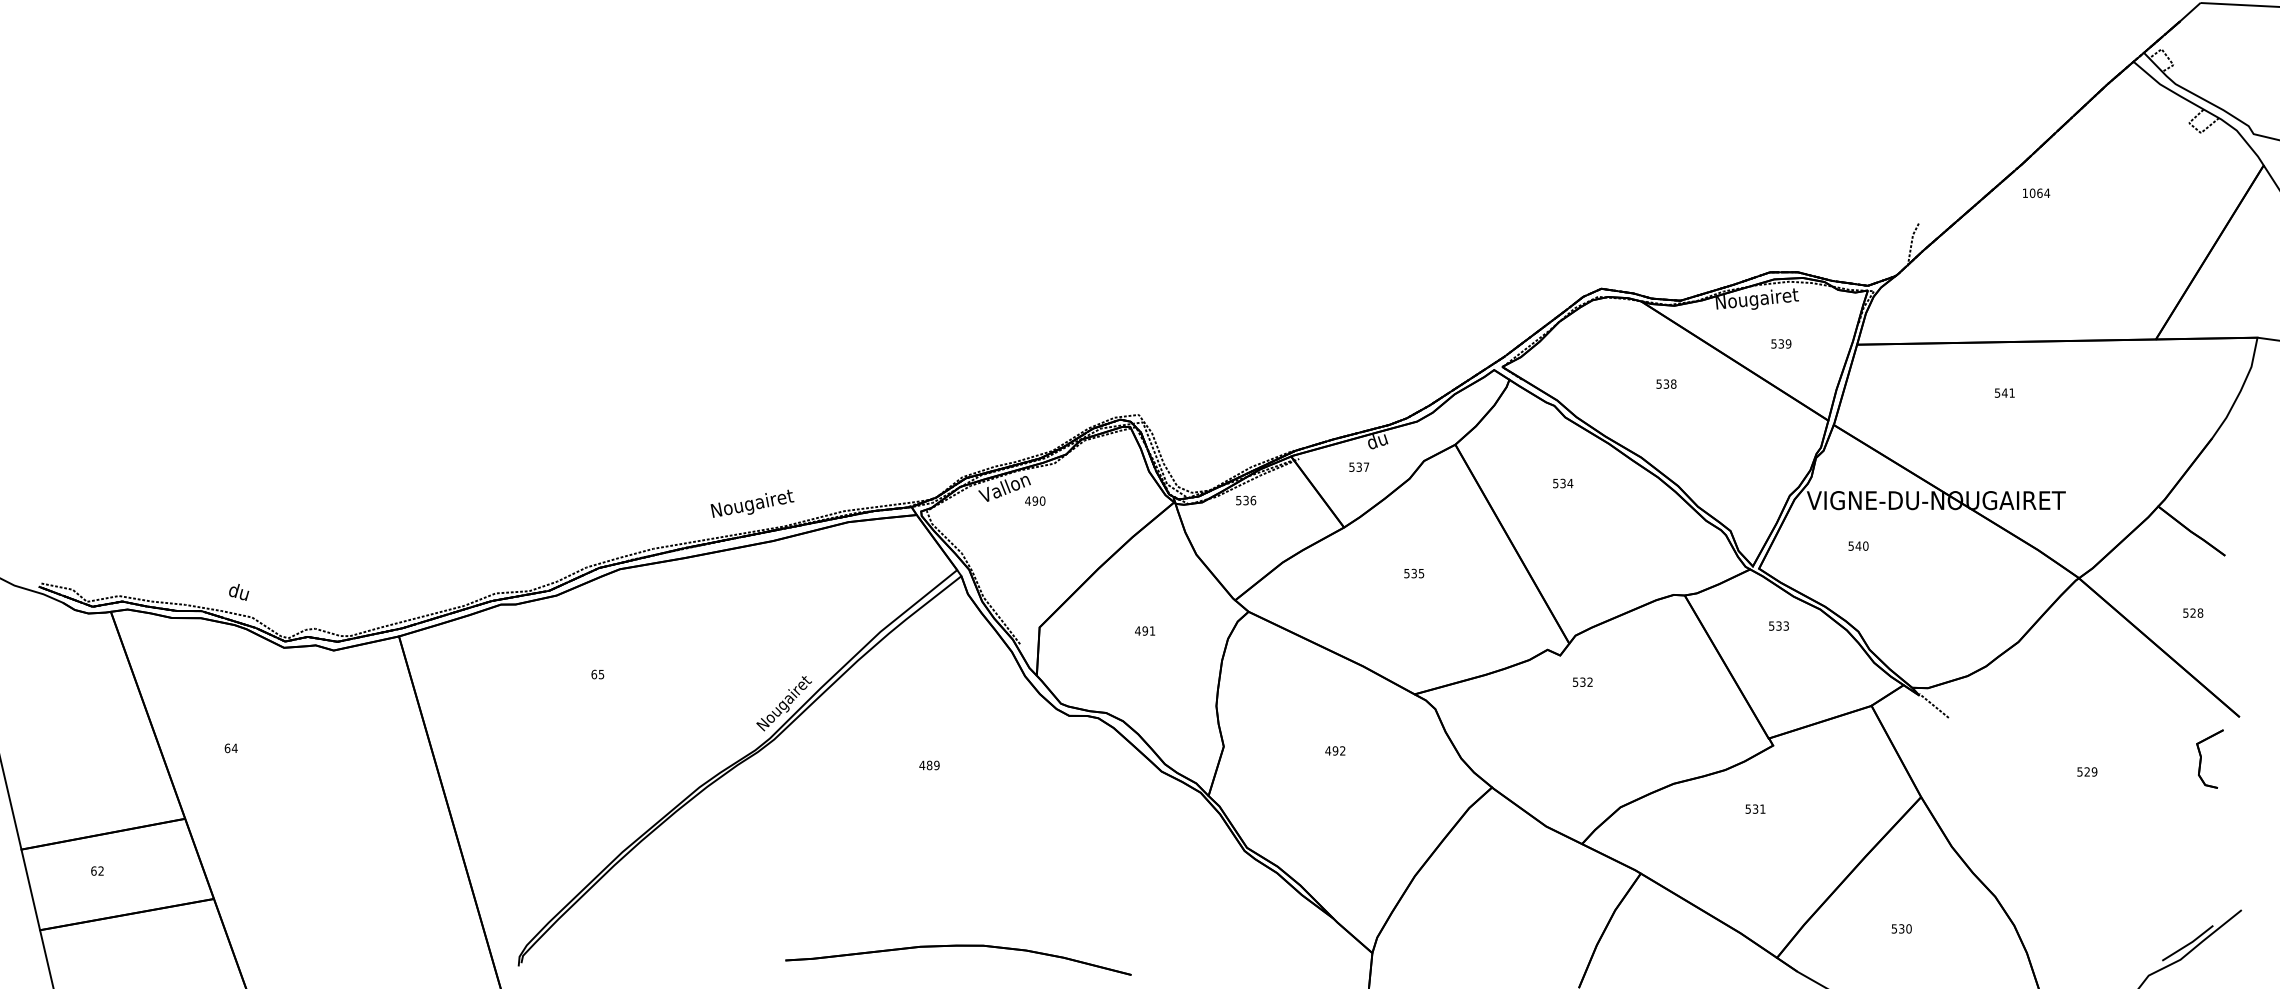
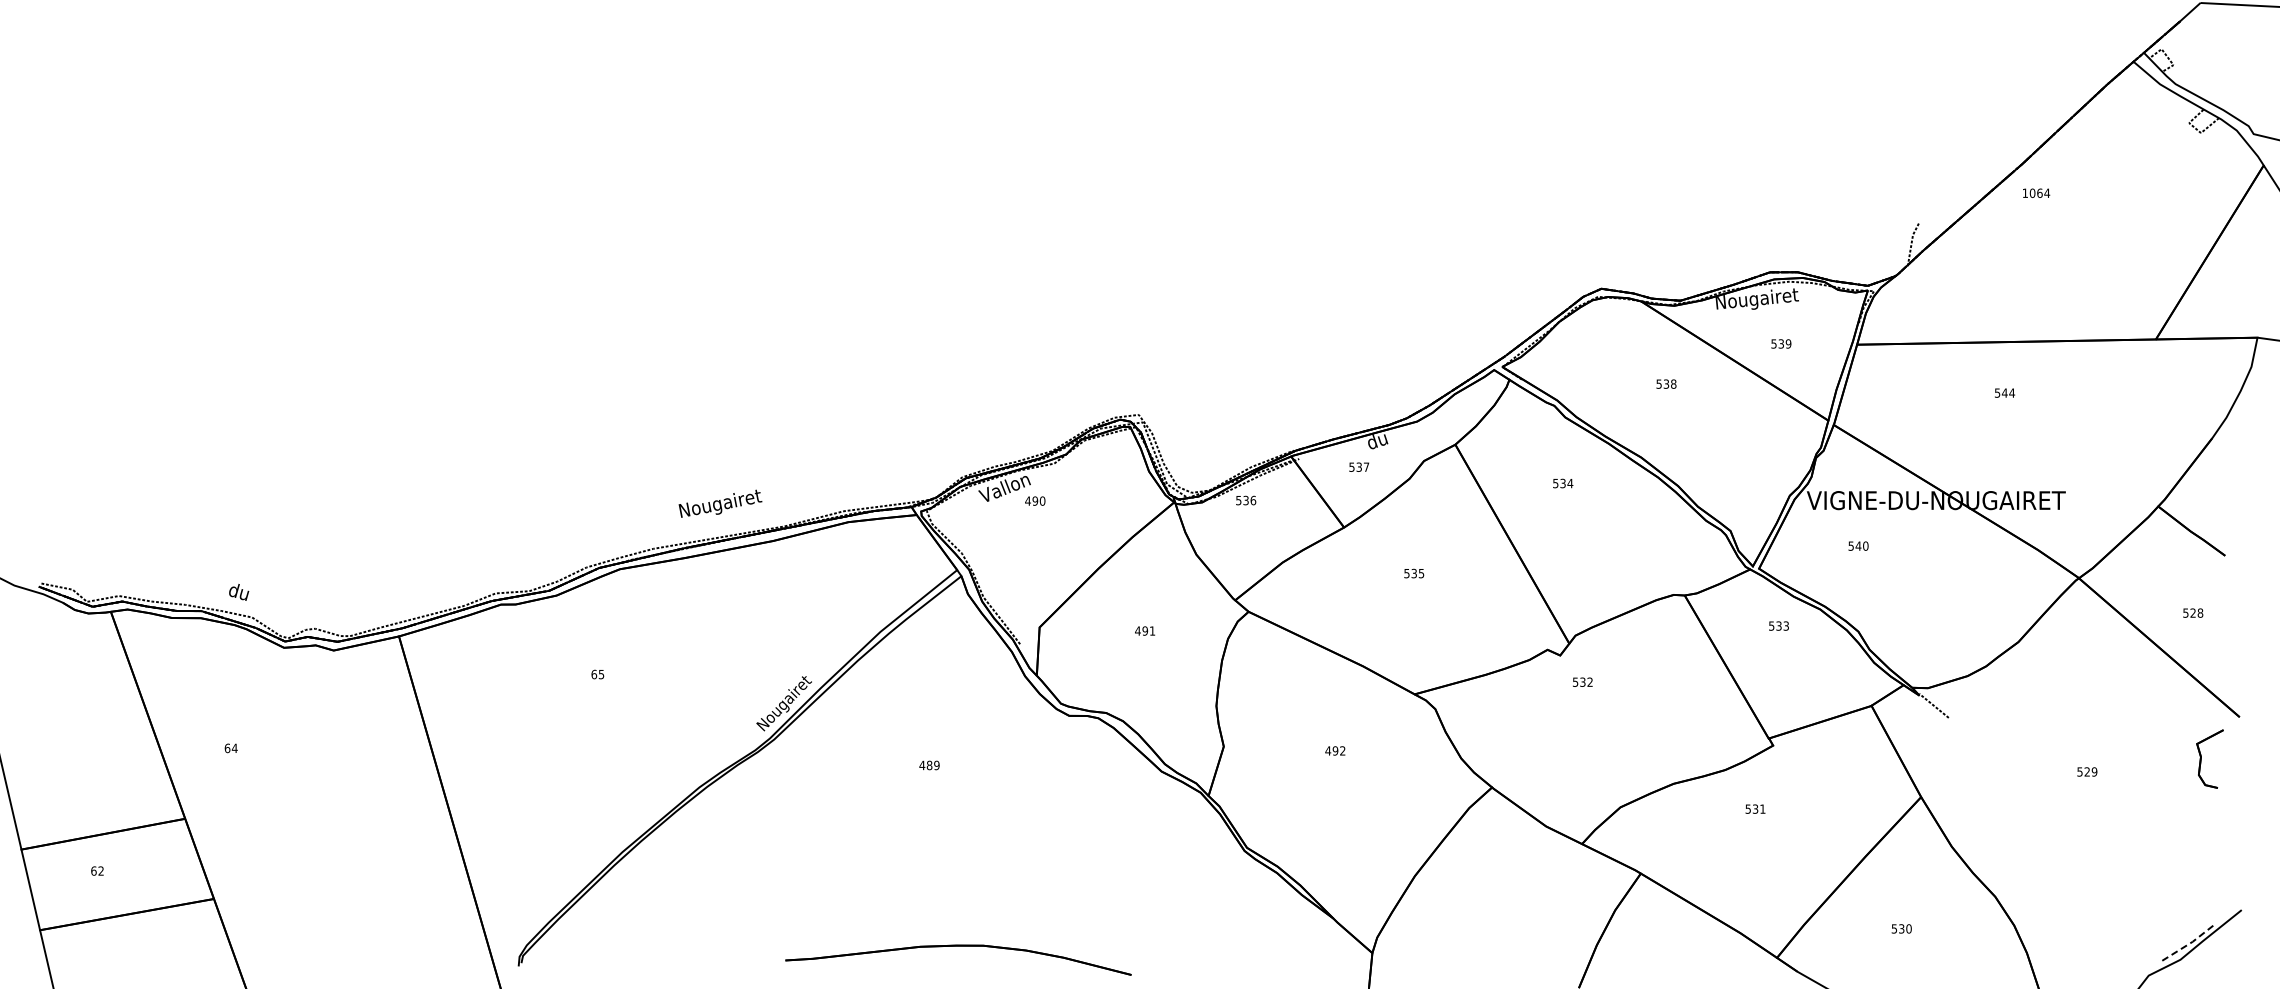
text: 541 -> 544 (2012, 392)
text position: (752, 503) -> (720, 503) (720, 503)
line: solid -> dashed (2189, 943)
